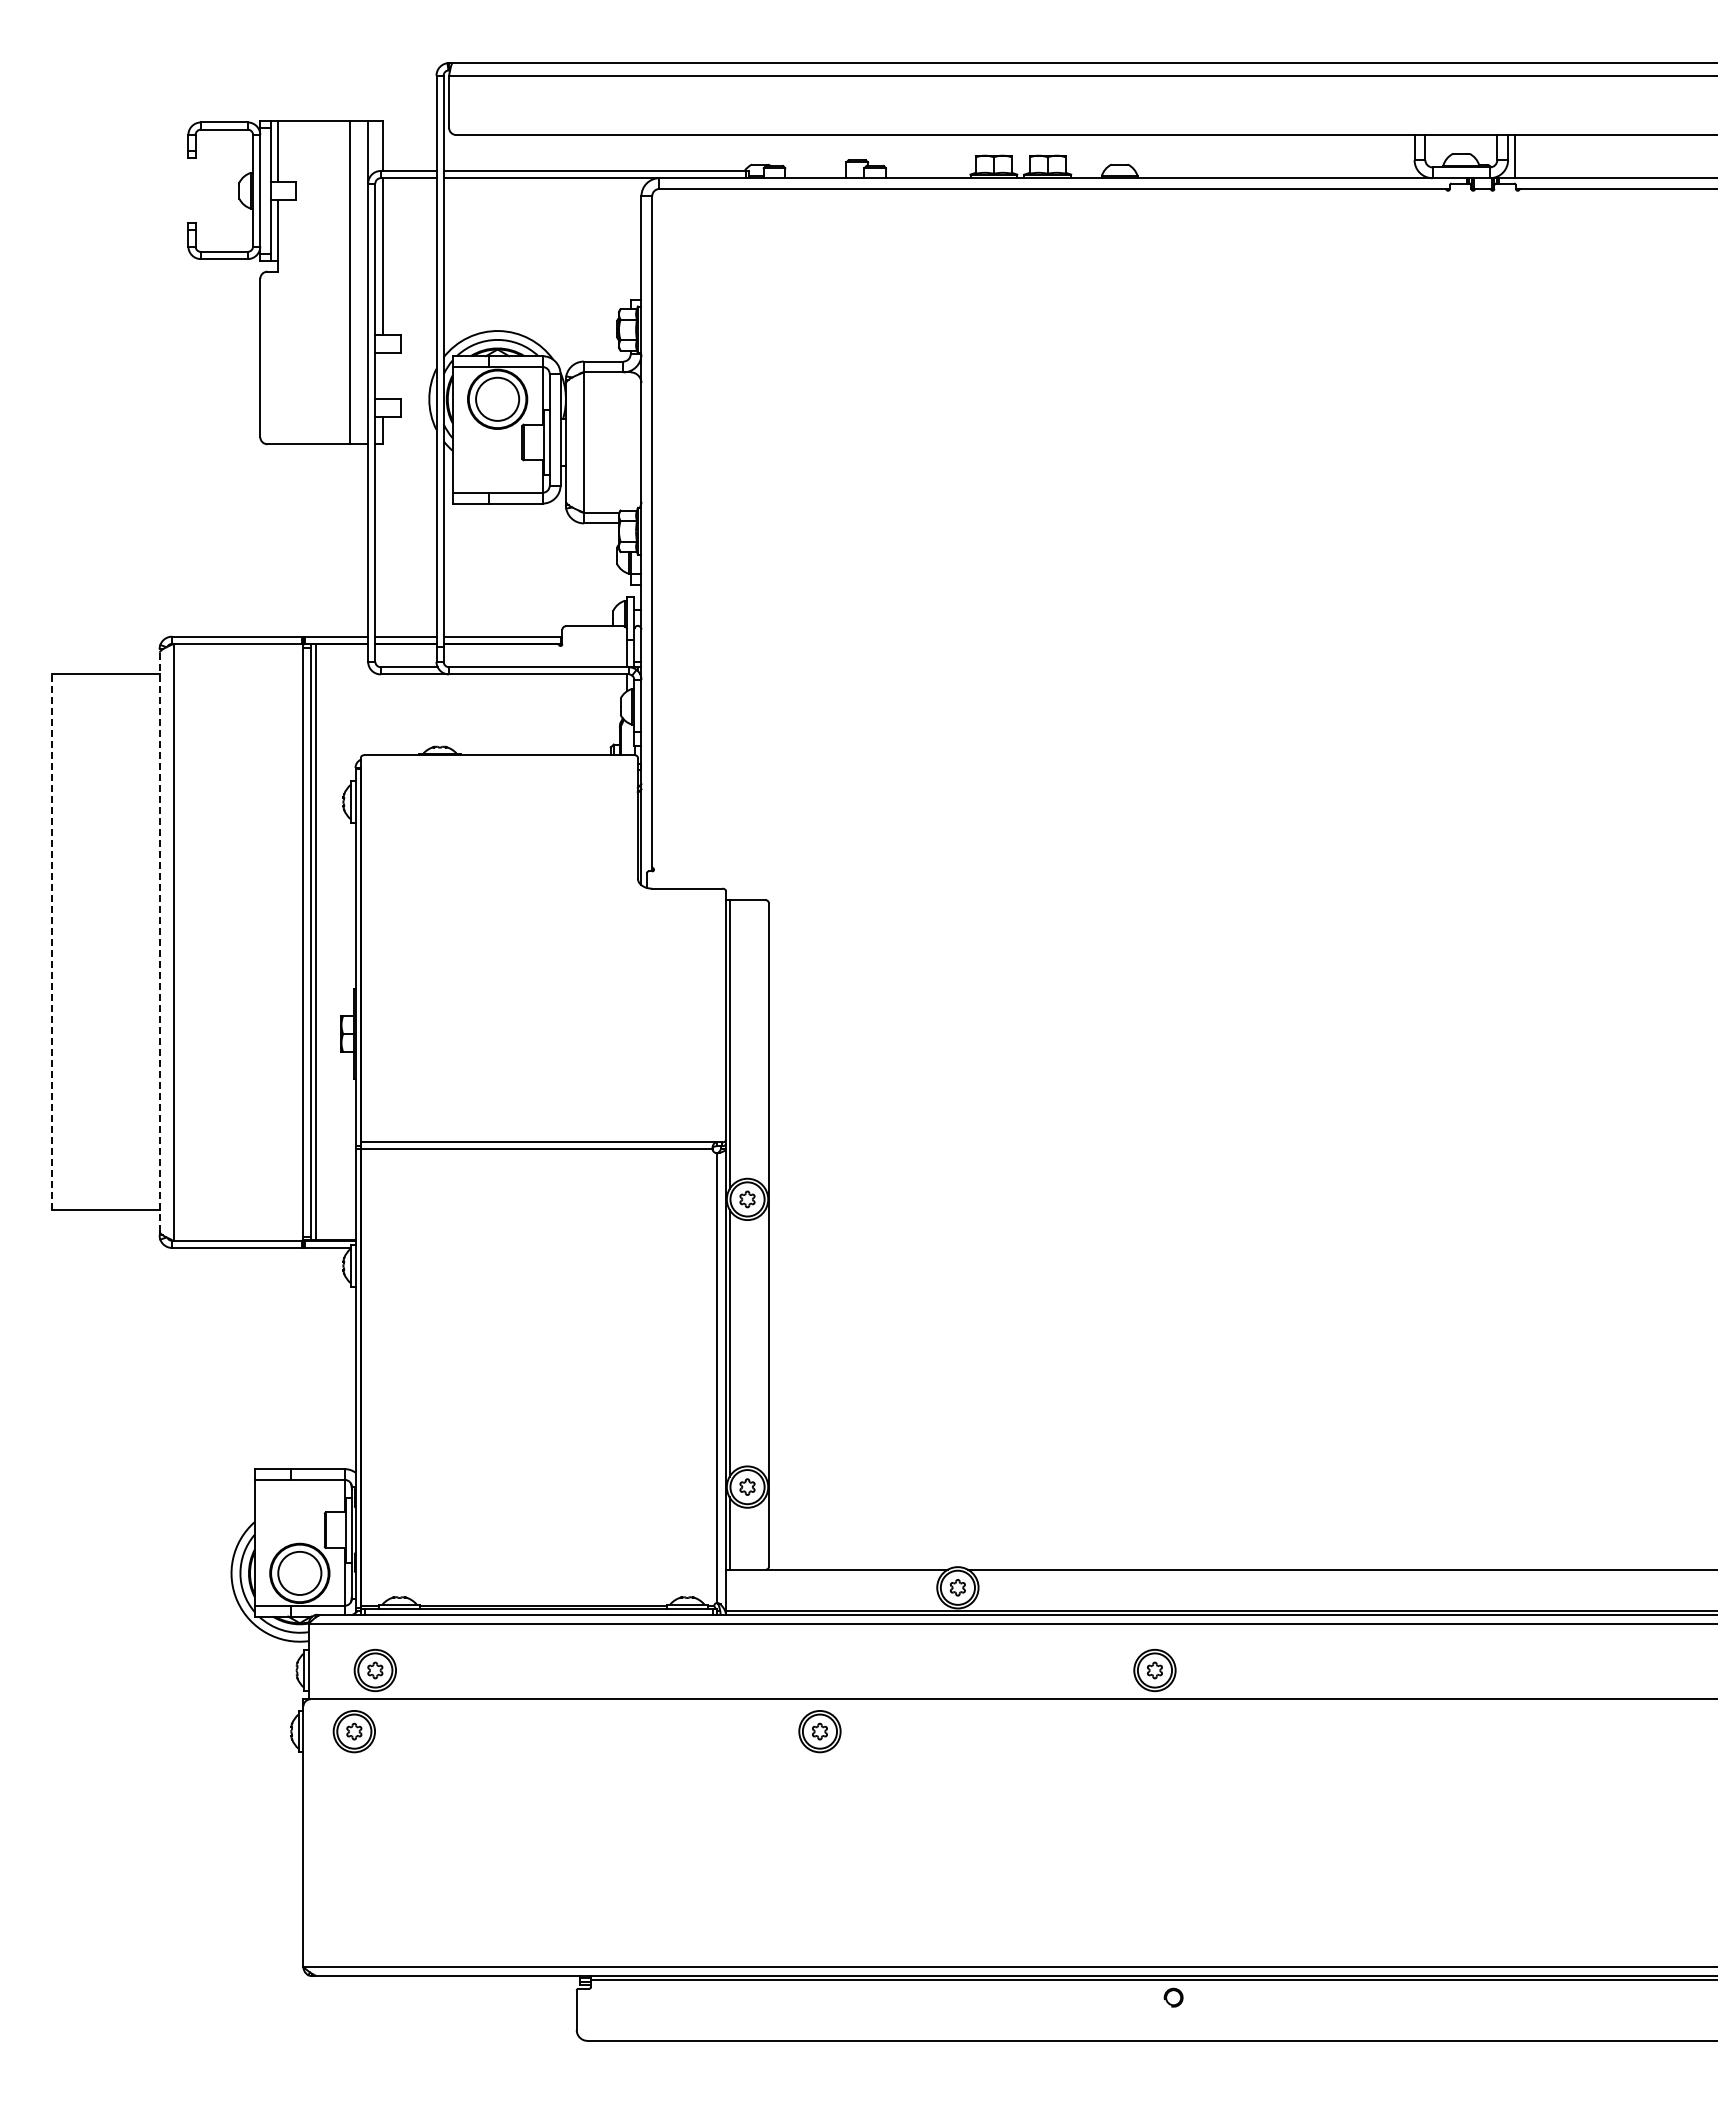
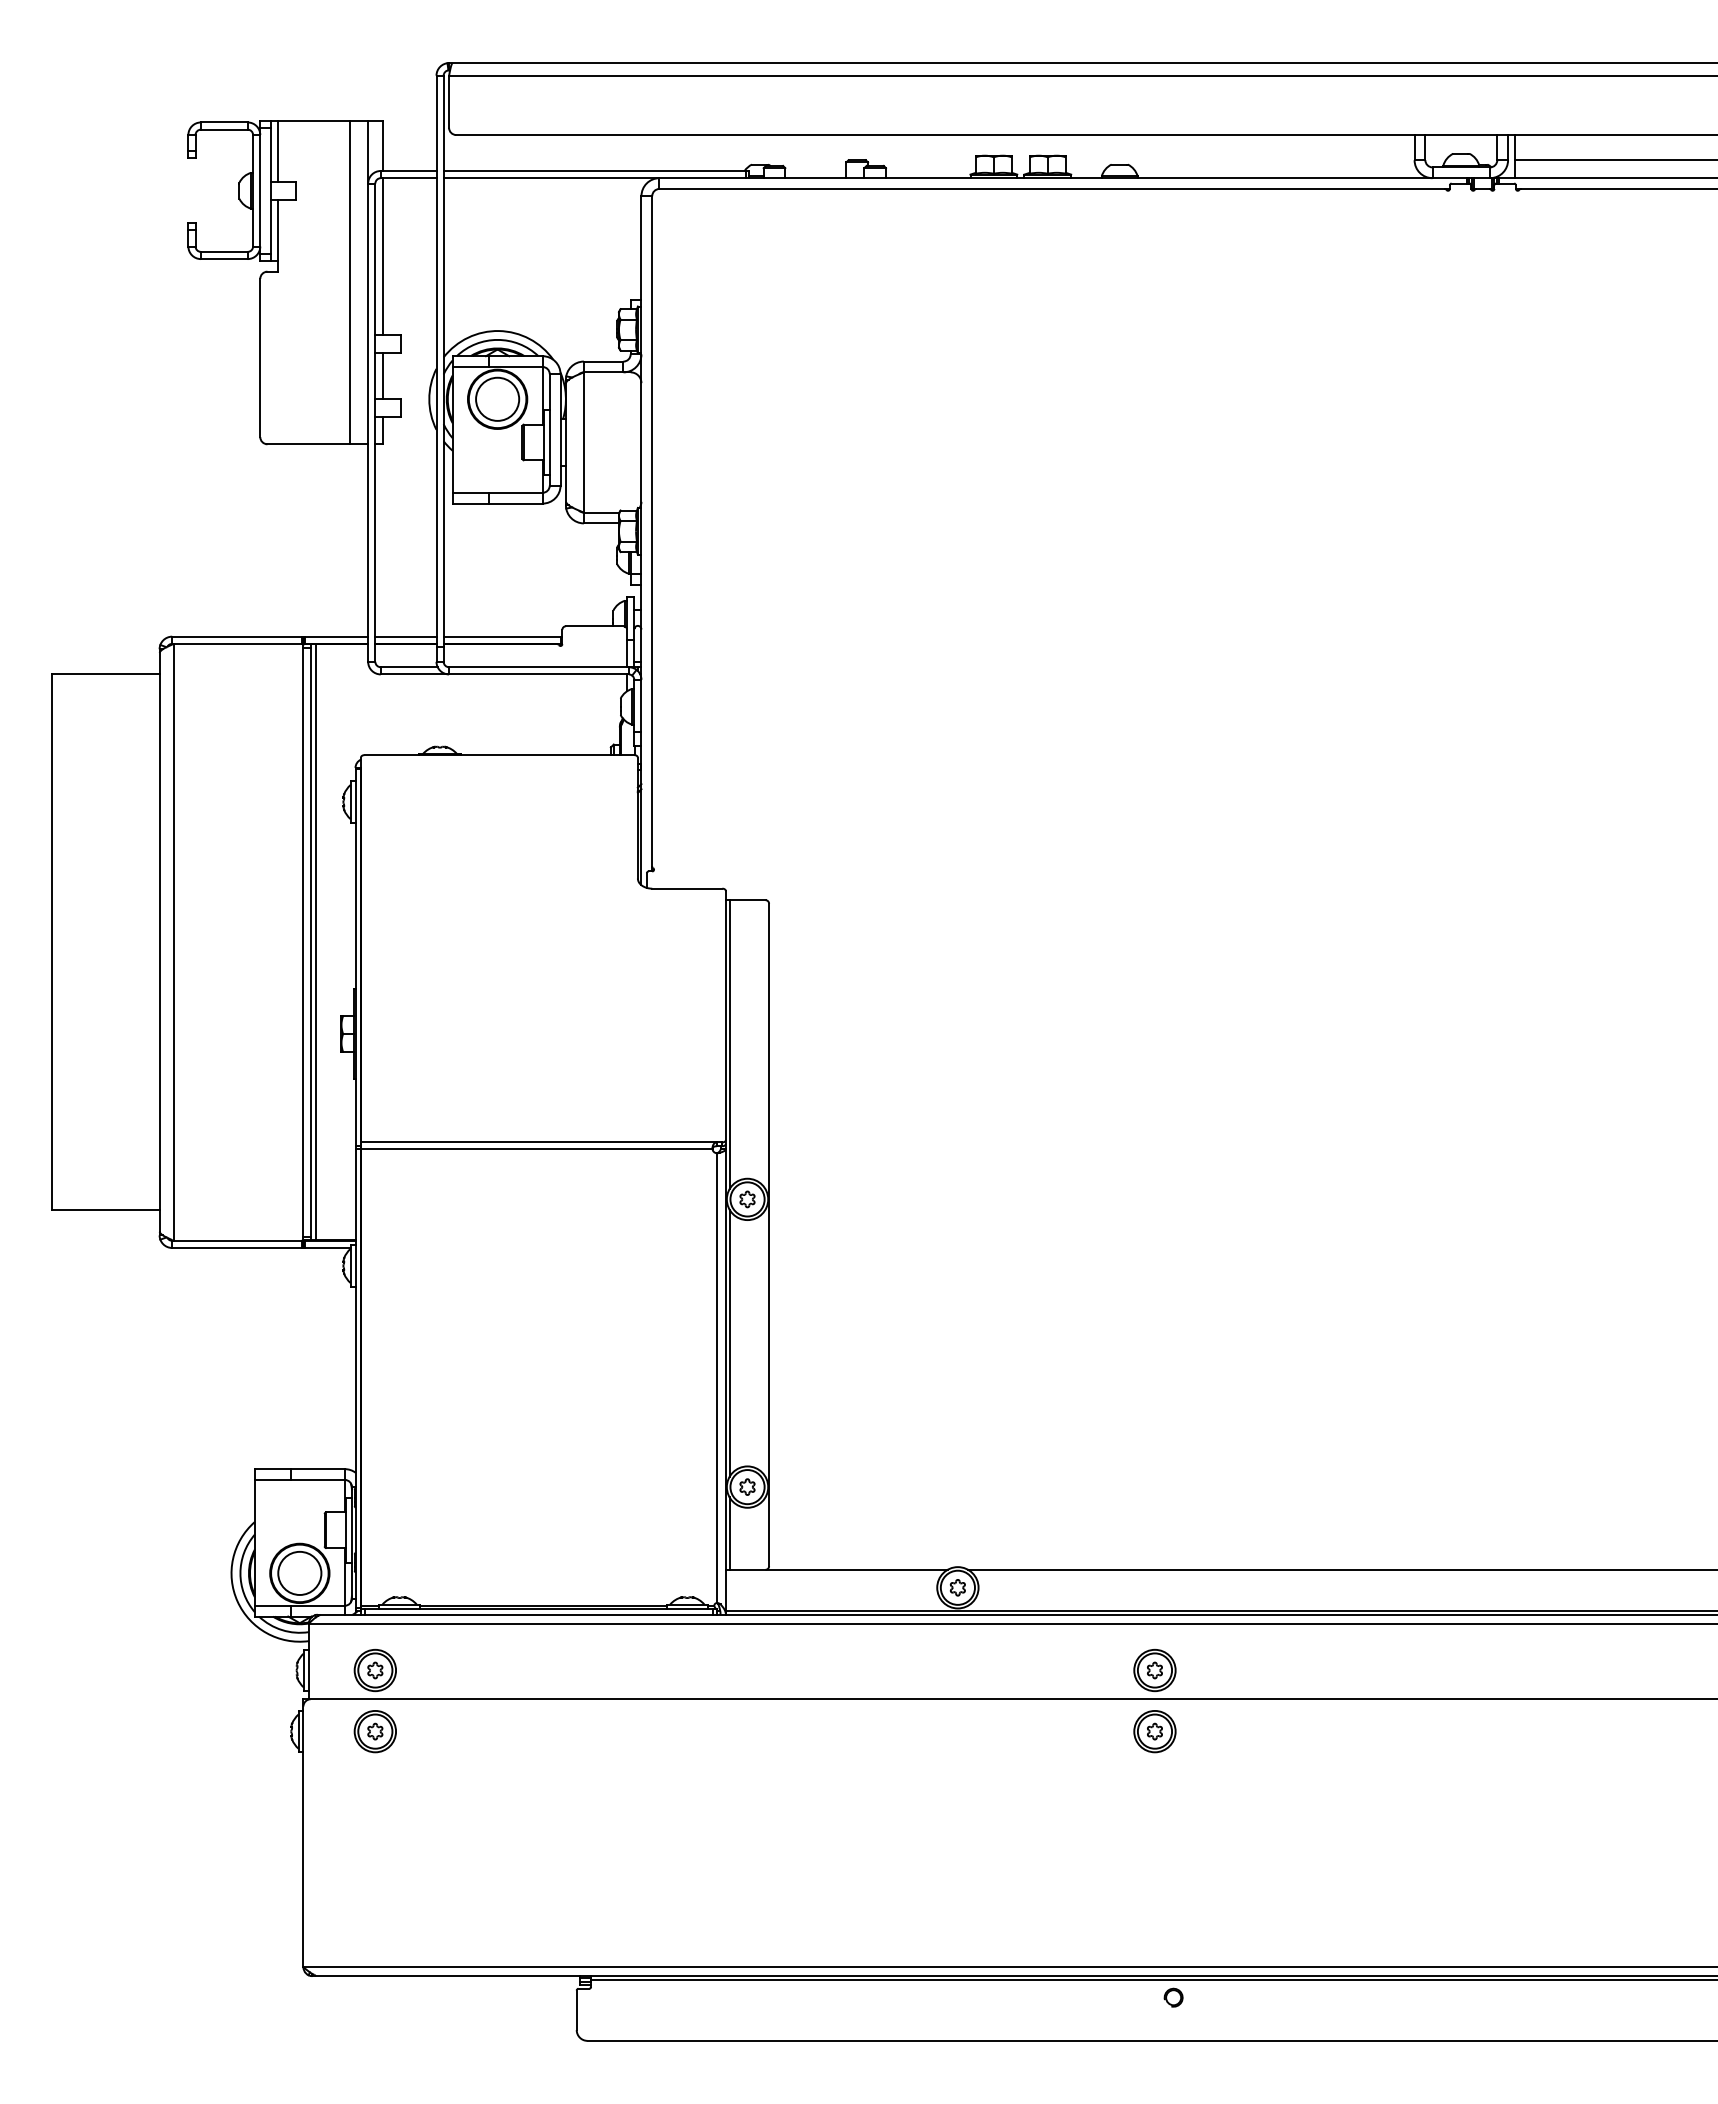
line: none -> present (1614, 160)
line: none -> present (382, 375)
line: dashed -> solid (159, 940)
line: dashed -> solid (51, 942)
part position: (353, 1731) -> (374, 1731) (374, 1731)
part position: (819, 1731) -> (1154, 1731) (1154, 1731)
